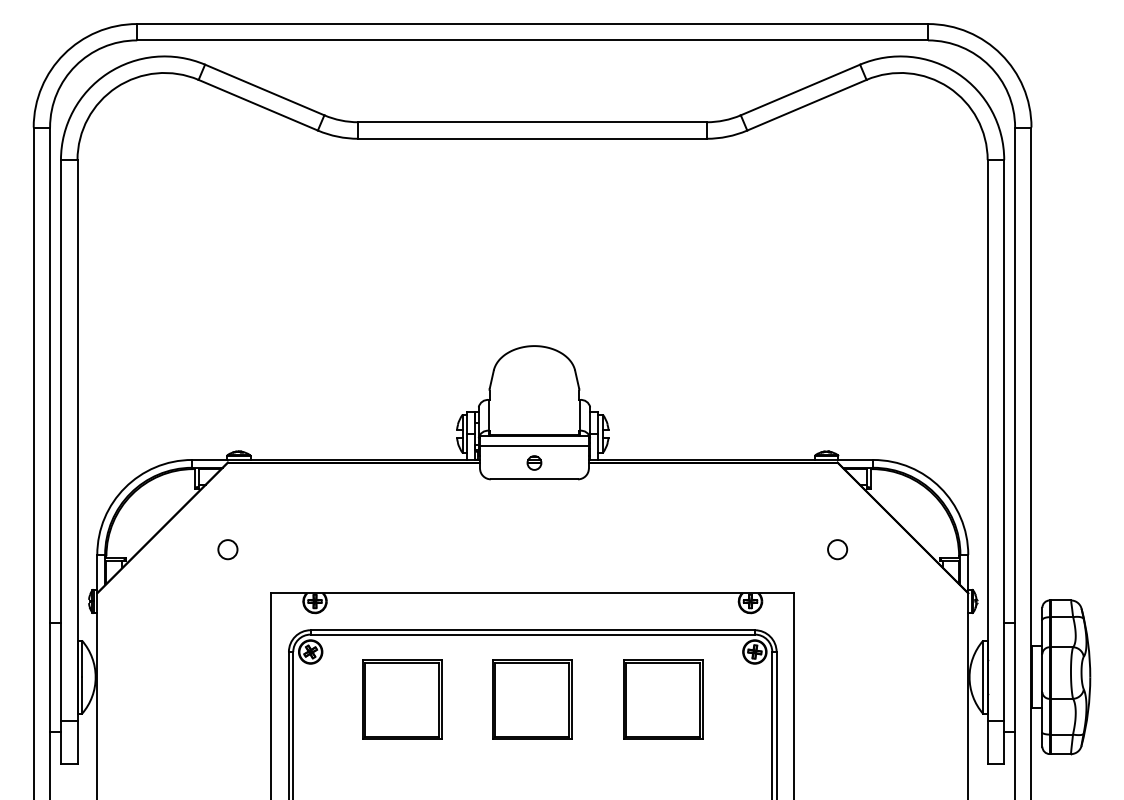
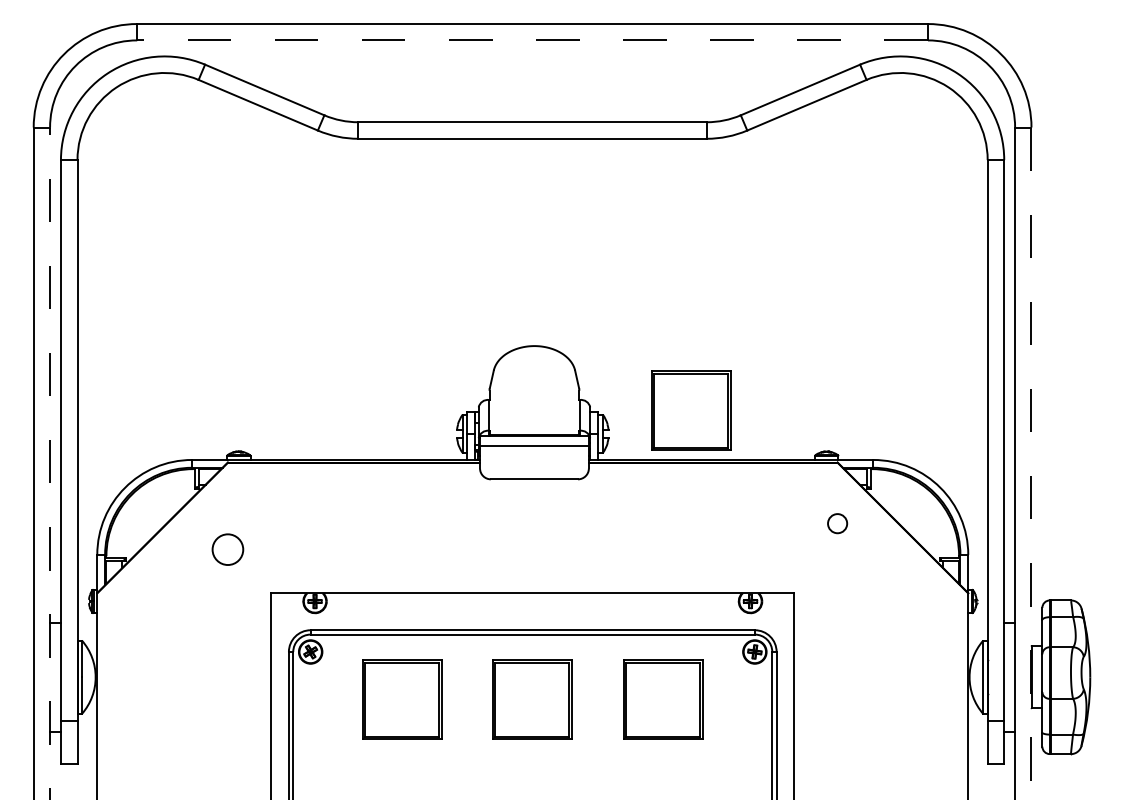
line: solid -> dashed (532, 40)
part: none -> present (691, 410)
part: present -> none (534, 462)
line: solid -> dashed (50, 463)
line: solid -> dashed (1031, 464)
circle diameter: 19 px -> 31 px (227, 549)
circle position: (837, 549) -> (837, 523) (837, 523)
